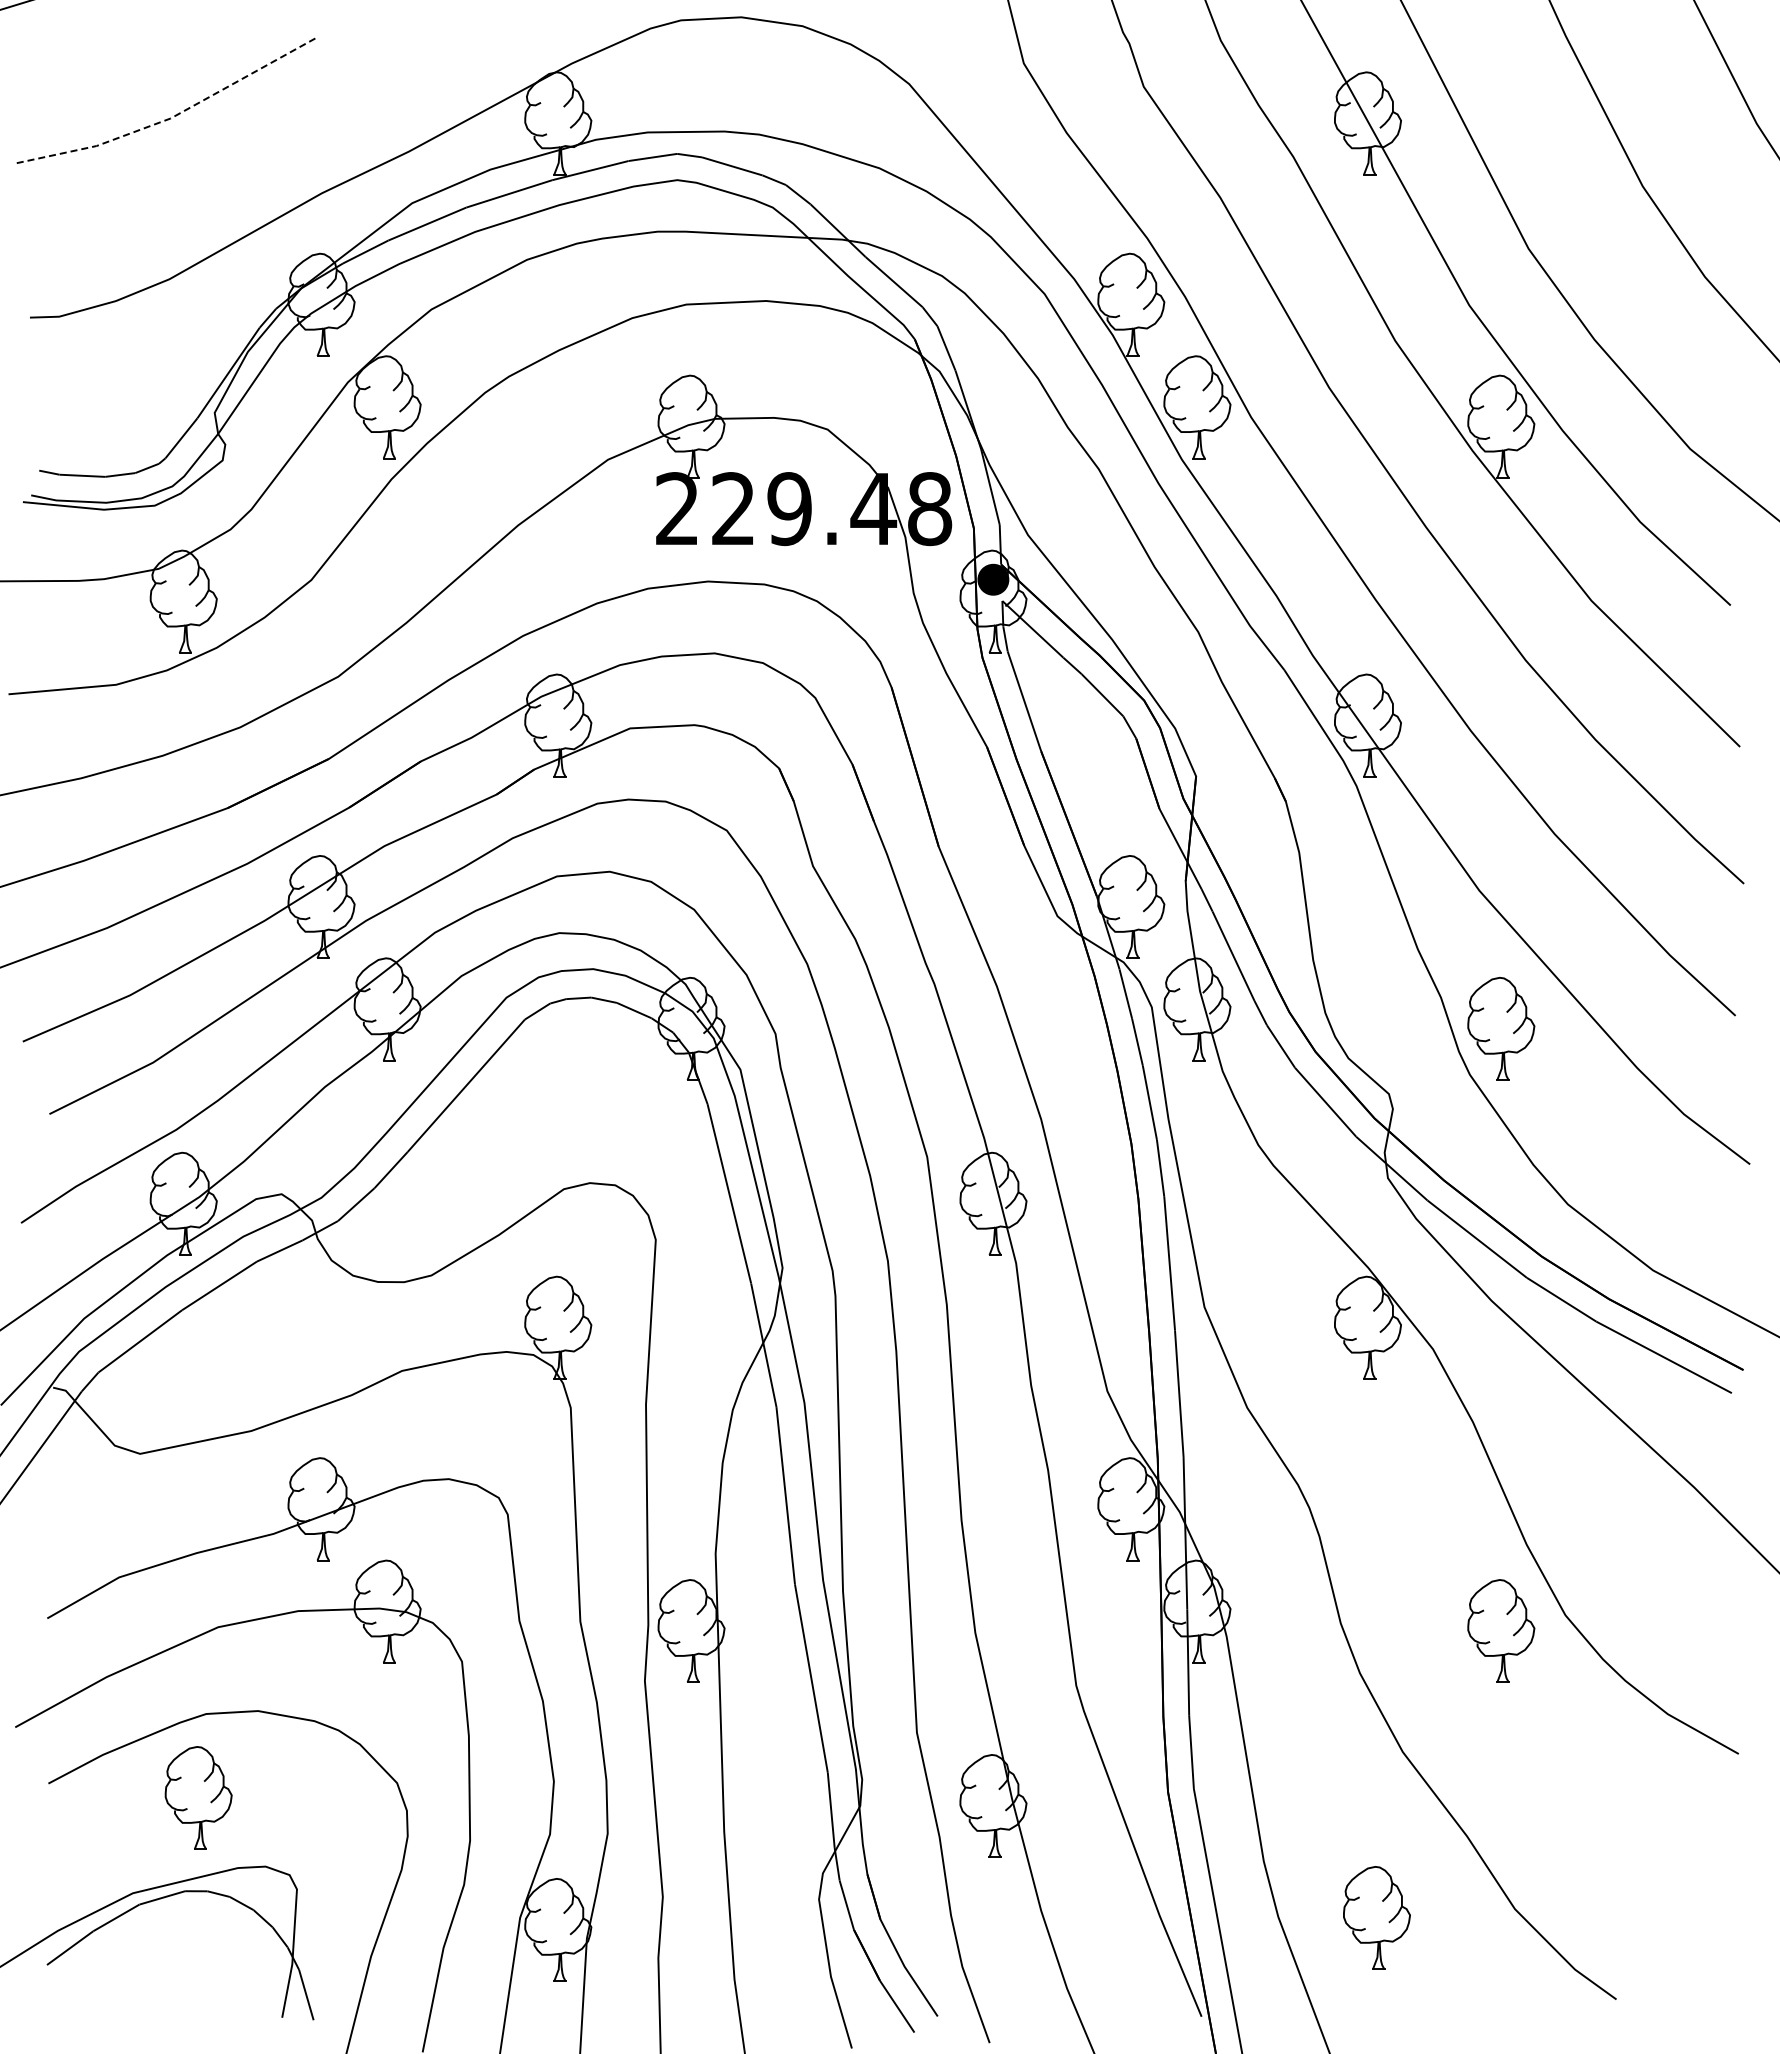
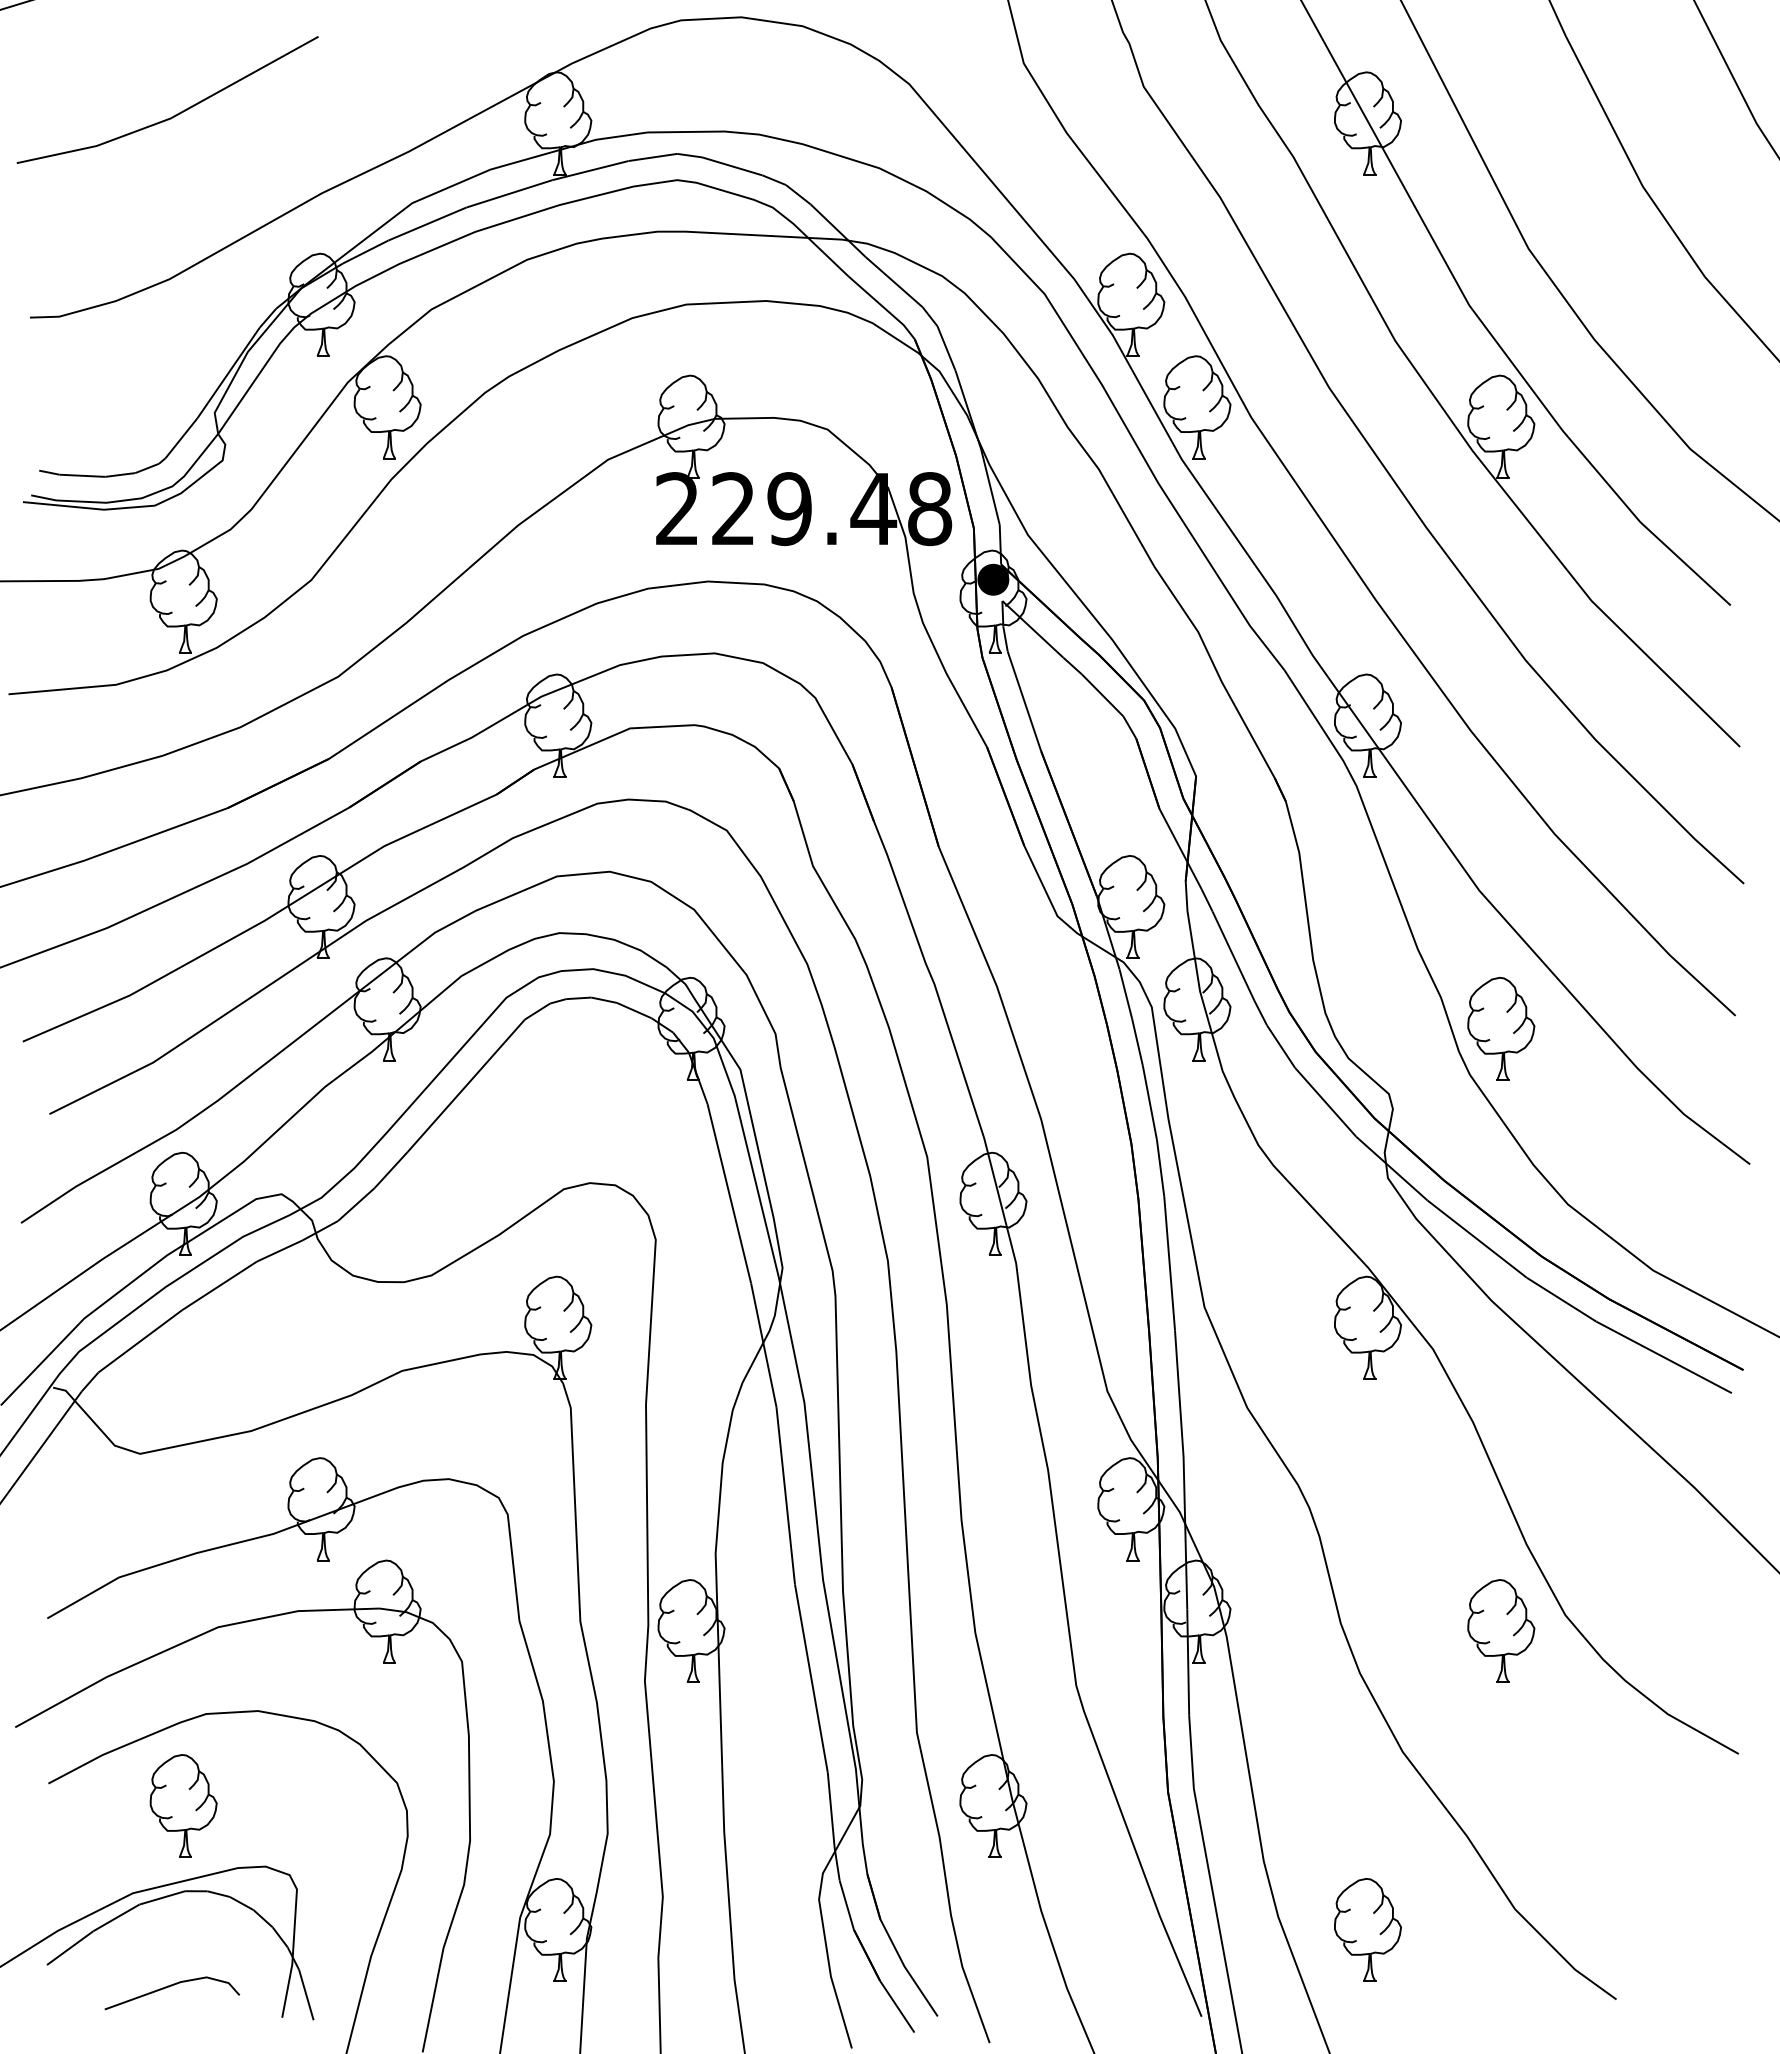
line: dashed -> solid (173, 117)
part position: (198, 1797) -> (183, 1805) (183, 1805)
part position: (1376, 1917) -> (1367, 1929) (1367, 1929)
line: none -> present (169, 1987)
